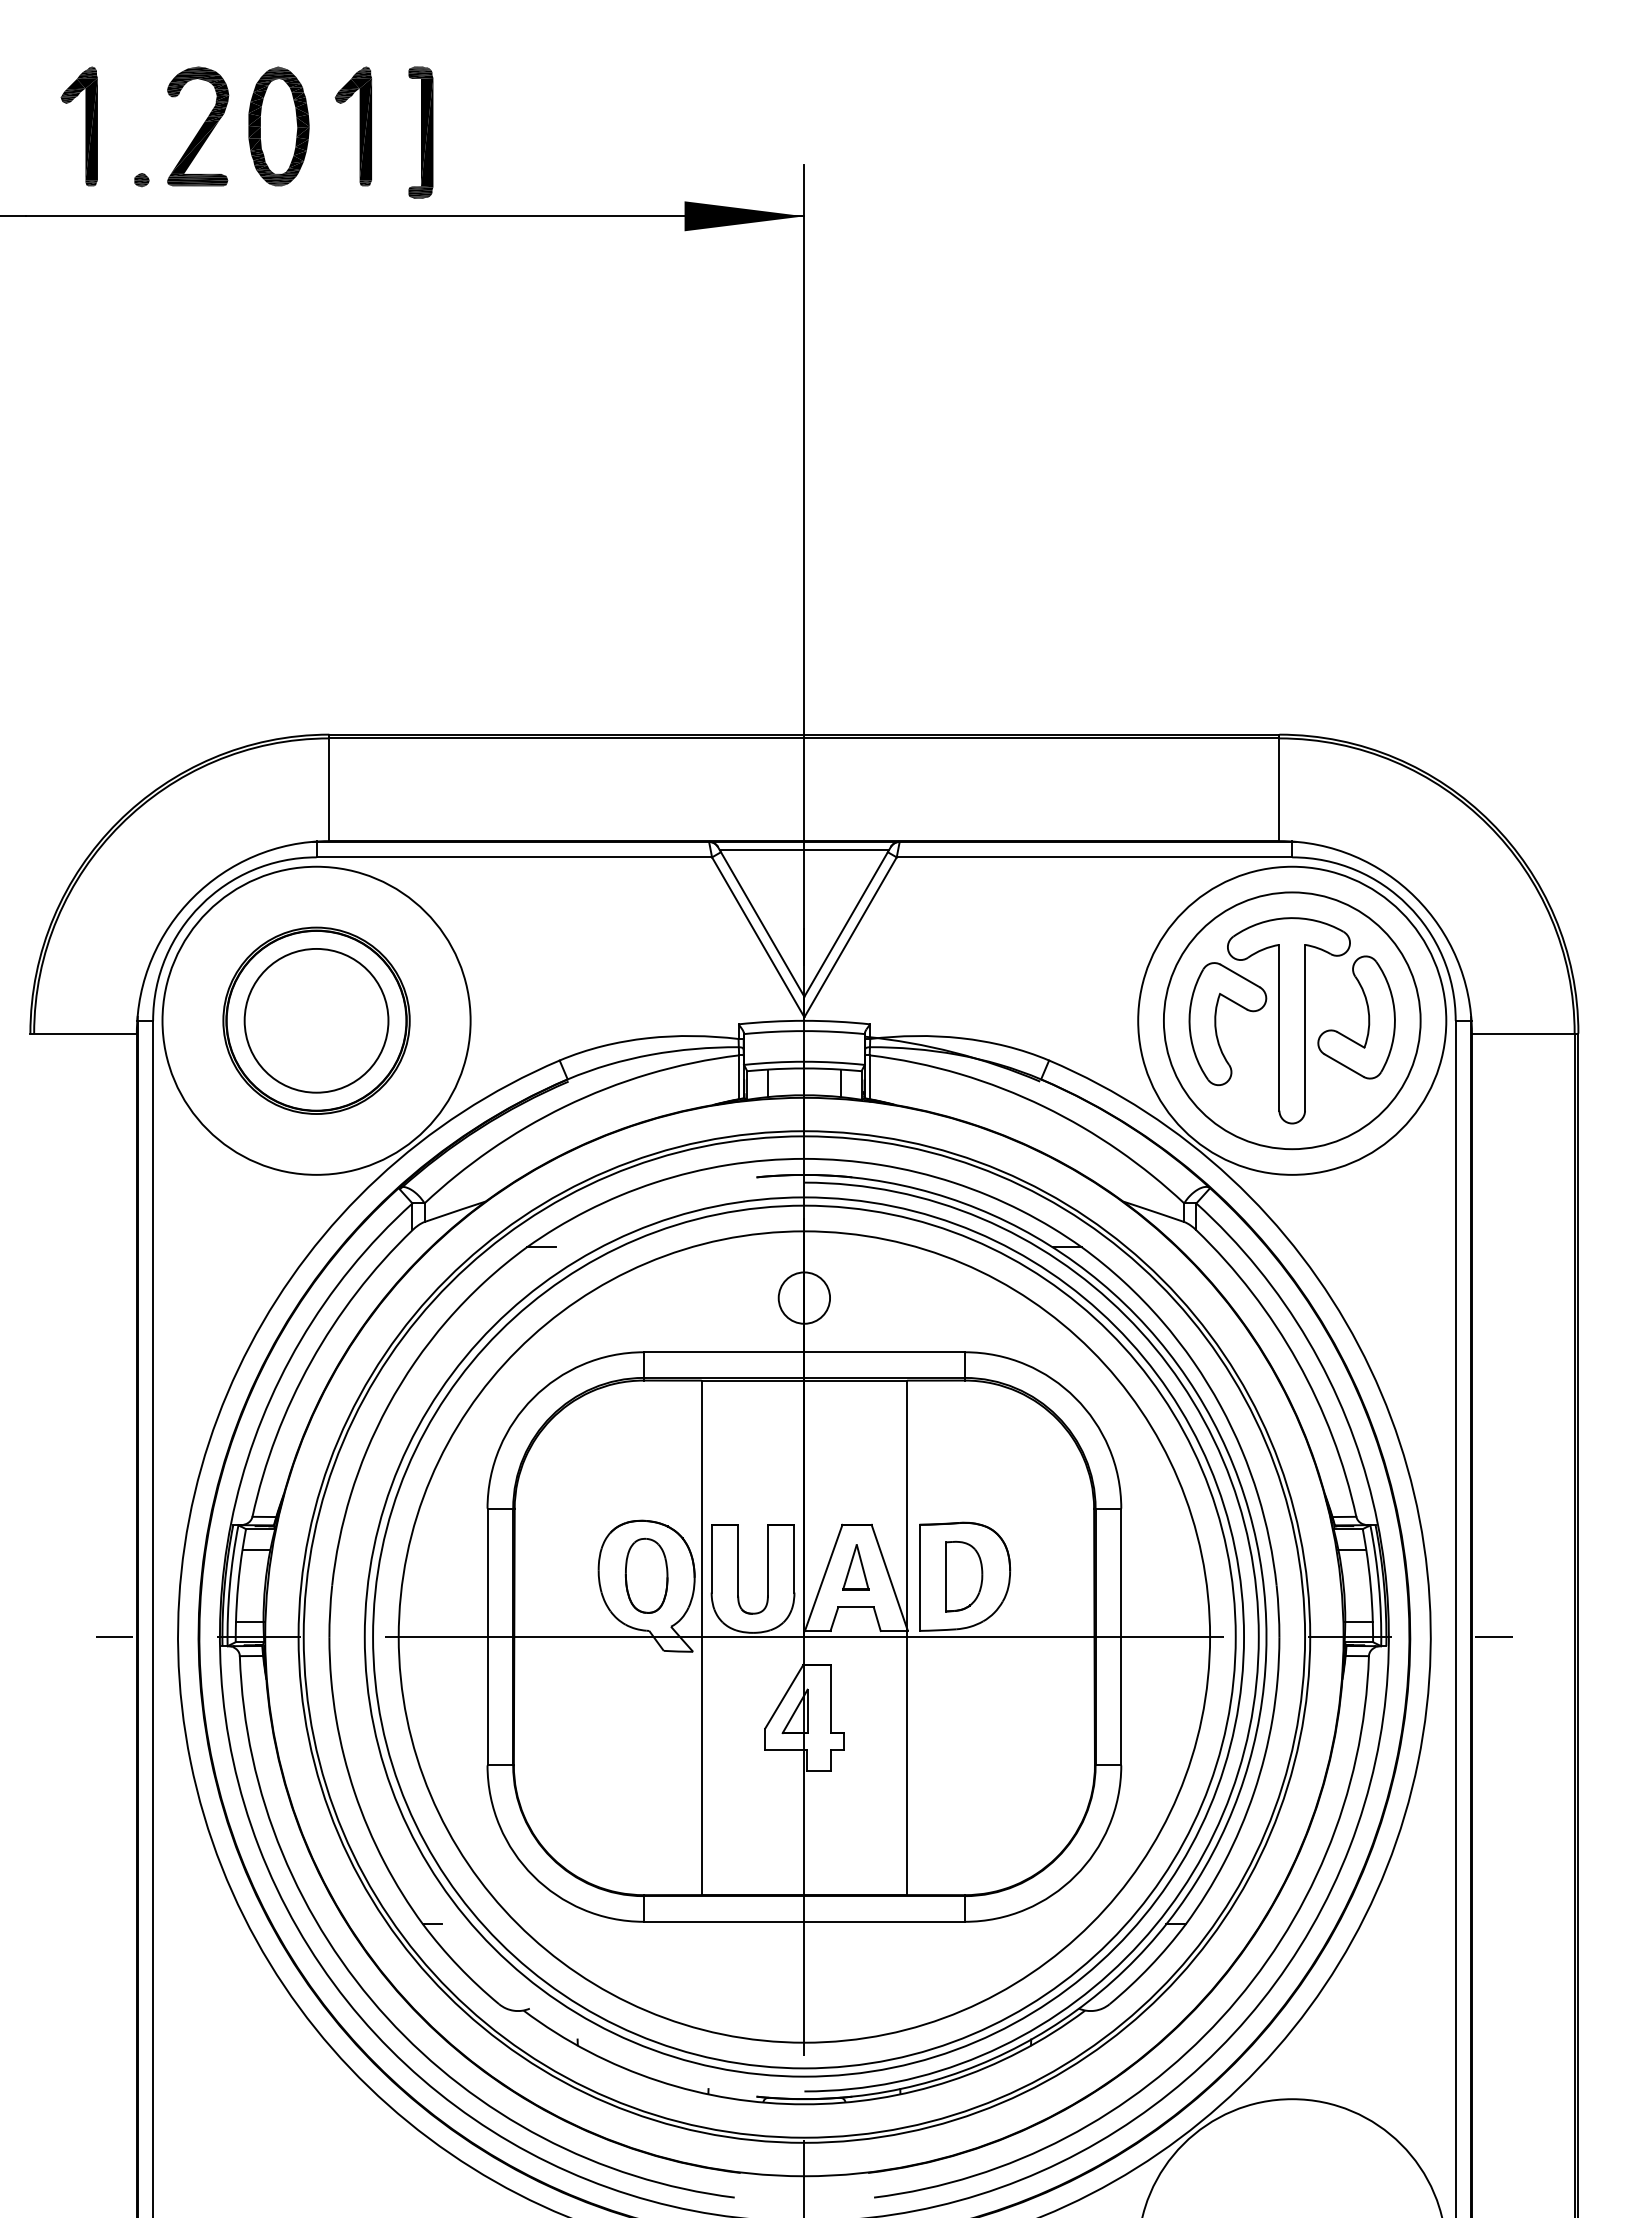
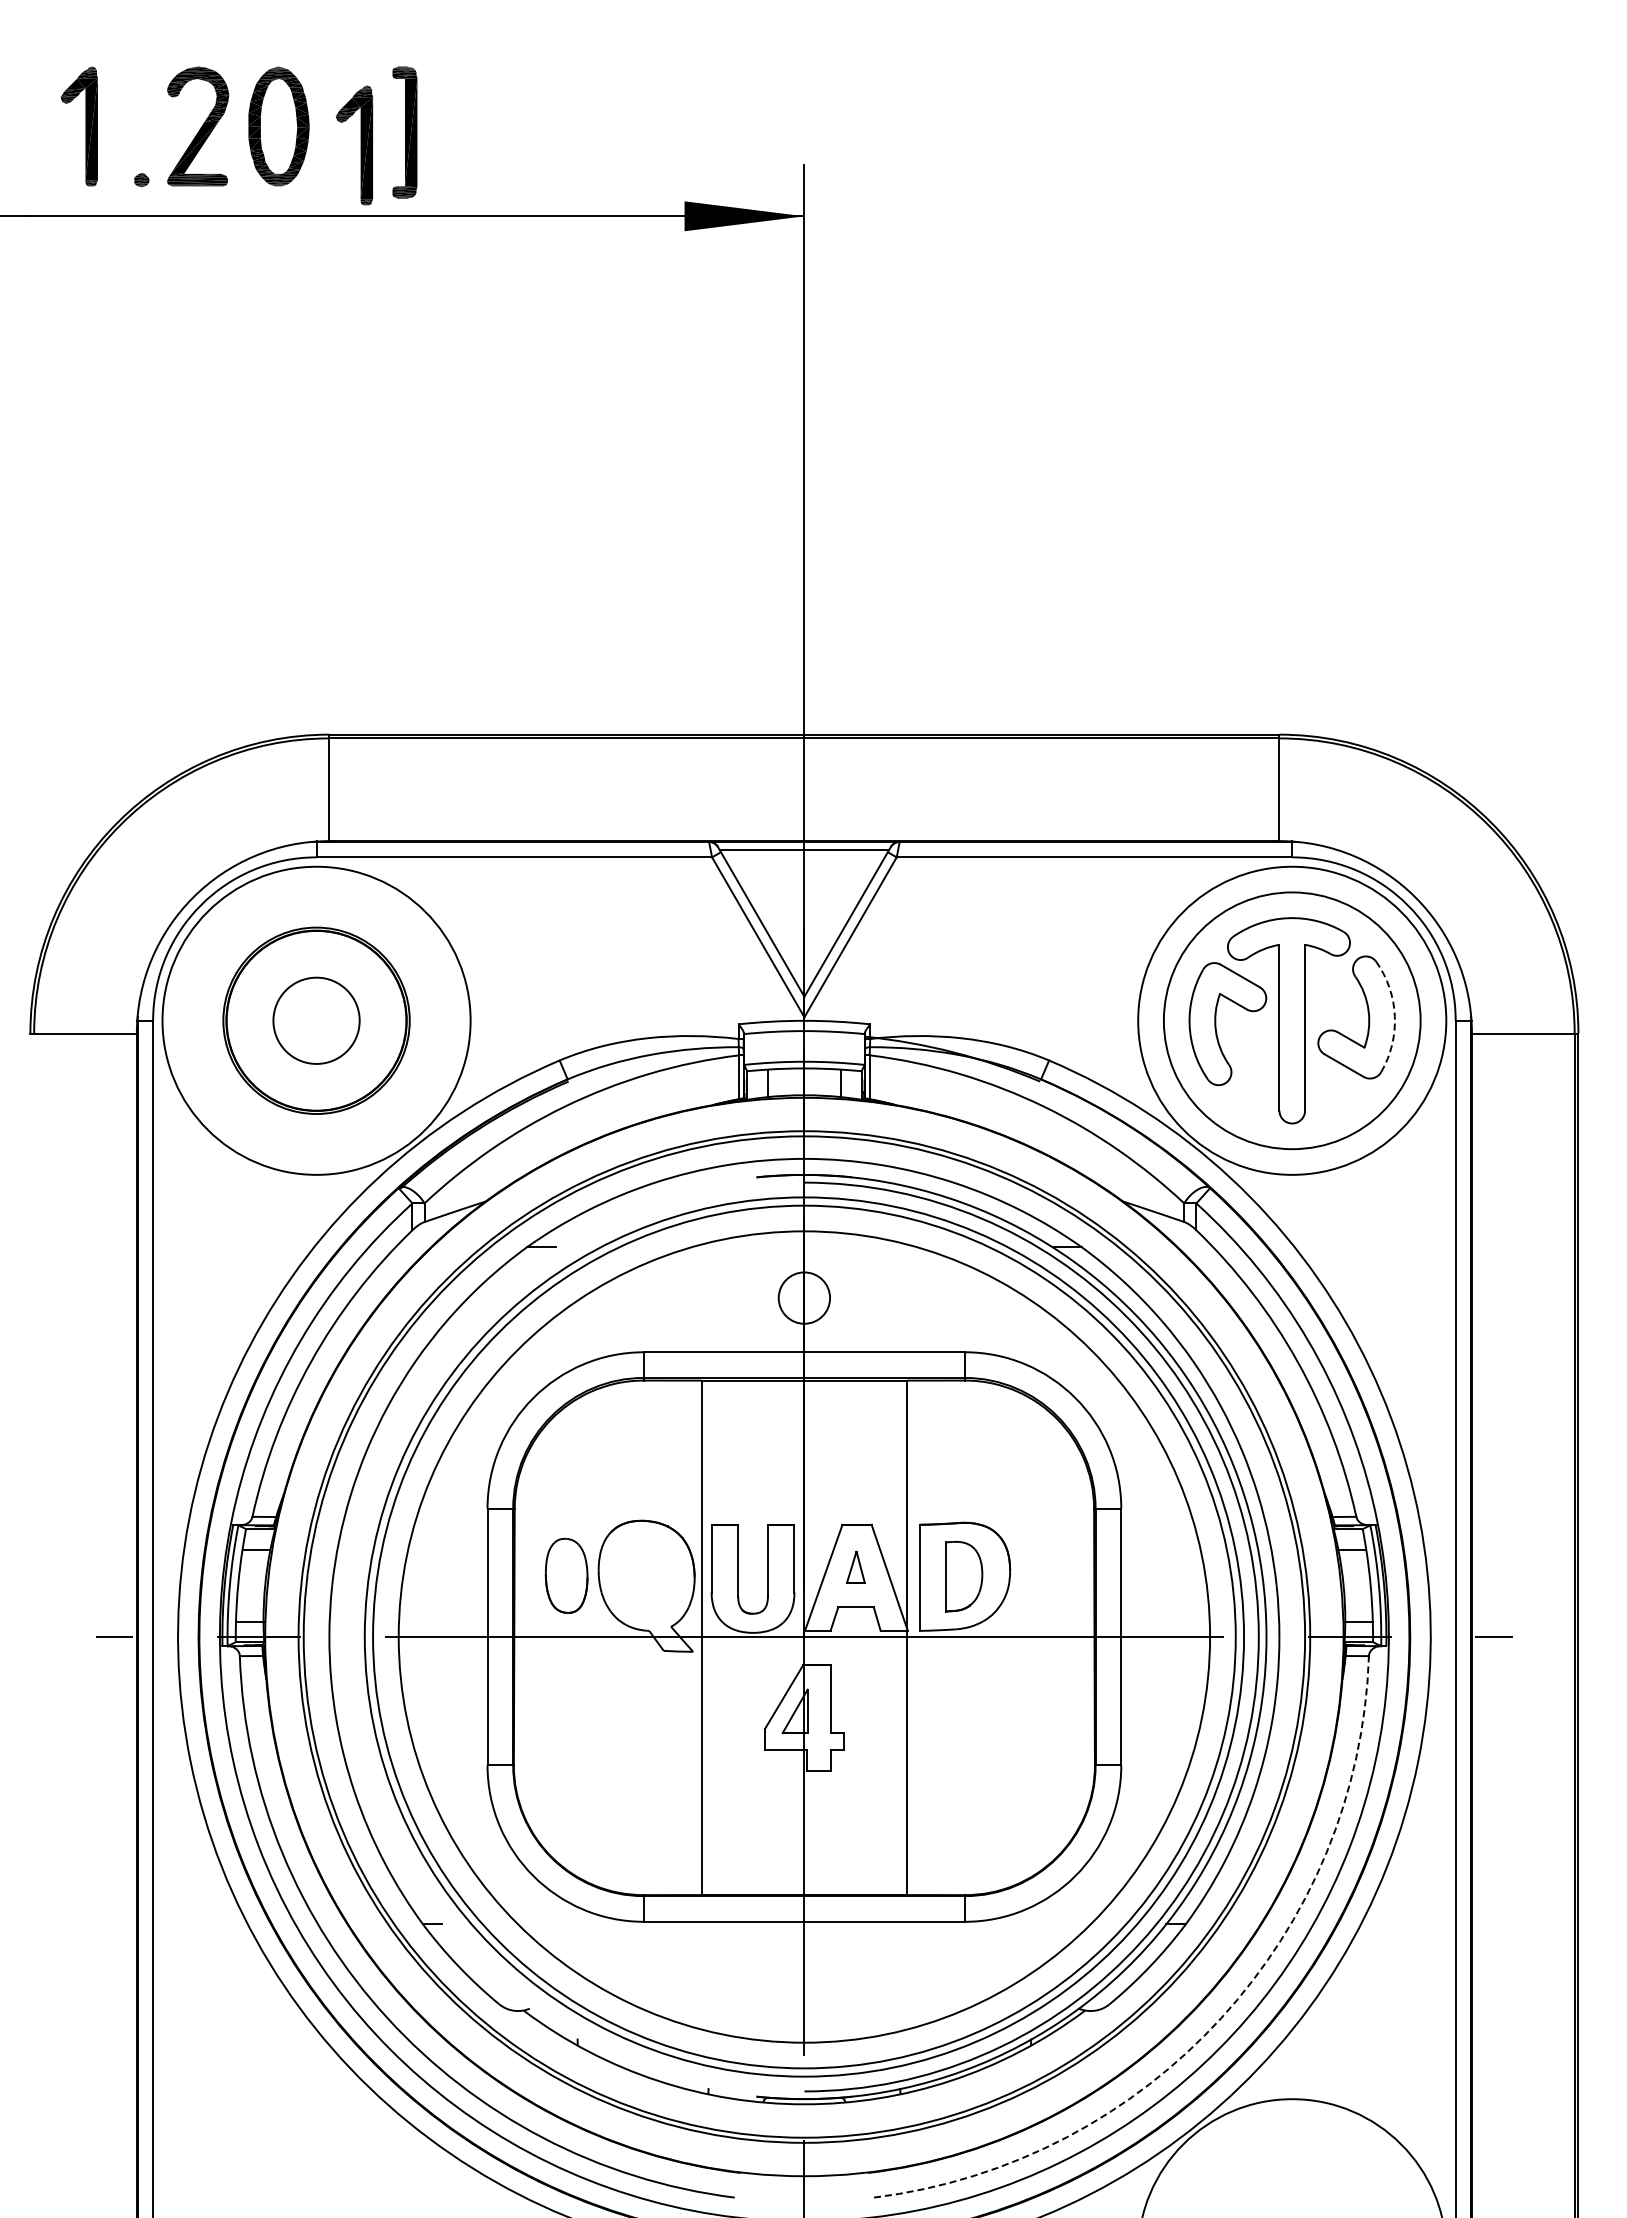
part position: (359, 126) -> (360, 145) (360, 145)
part position: (420, 132) -> (404, 132) (404, 132)
arc: solid -> dashed (1394, 1016)
circle diameter: 144 px -> 86 px (316, 1020)
part size: 28x47 px -> 20x33 px (855, 1567)
part position: (646, 1575) -> (566, 1575) (566, 1575)
arc: solid -> dashed (1221, 2018)
